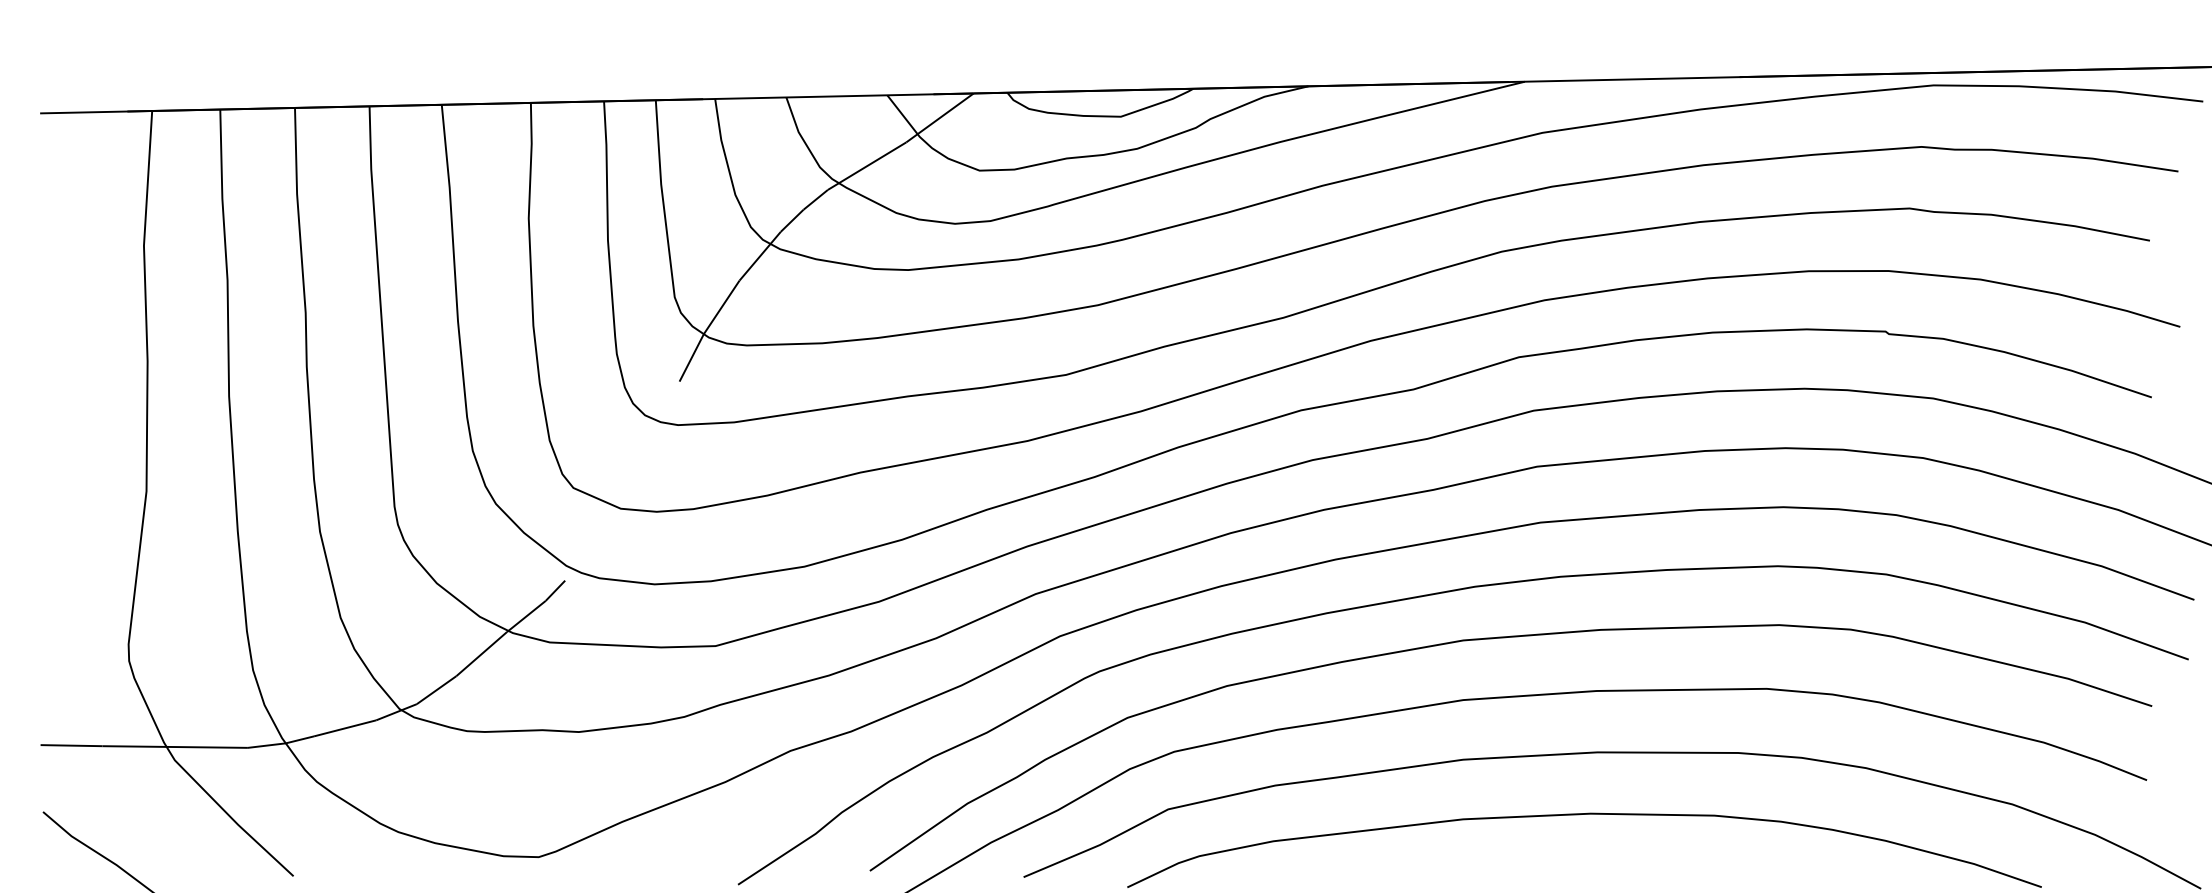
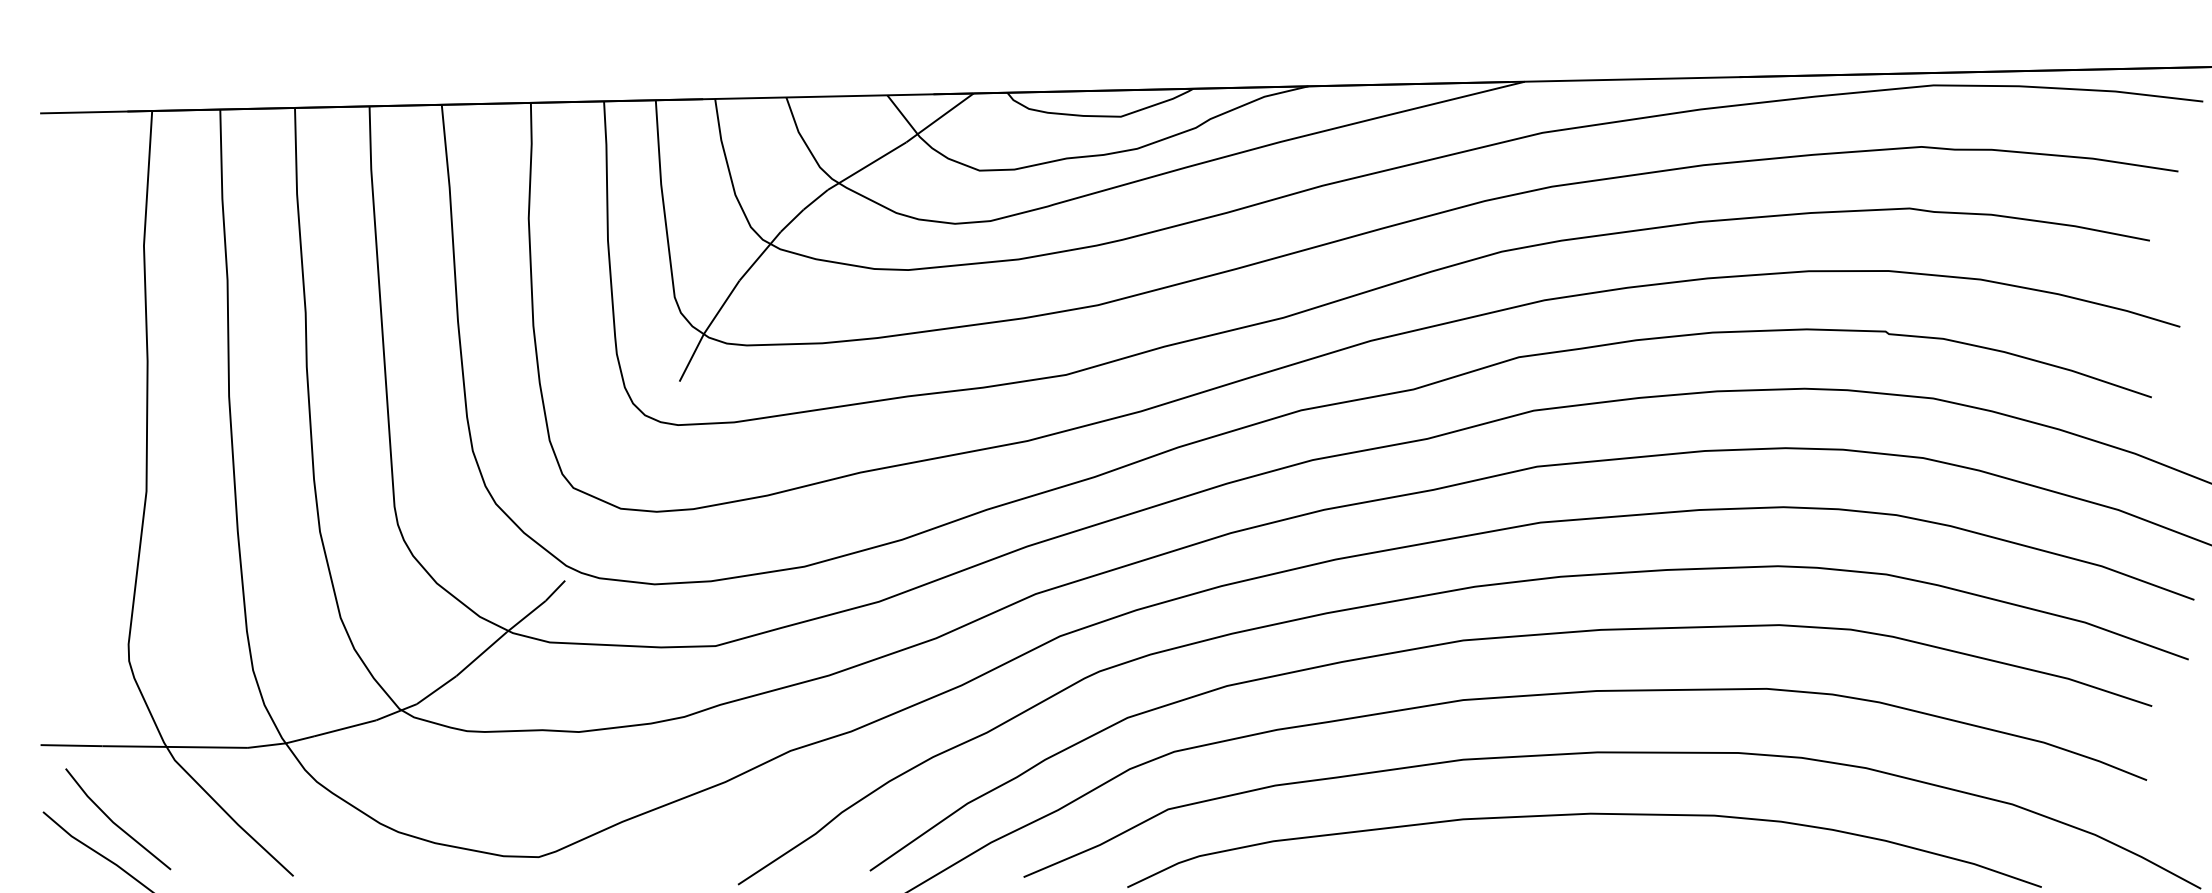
line: none -> present (116, 823)
